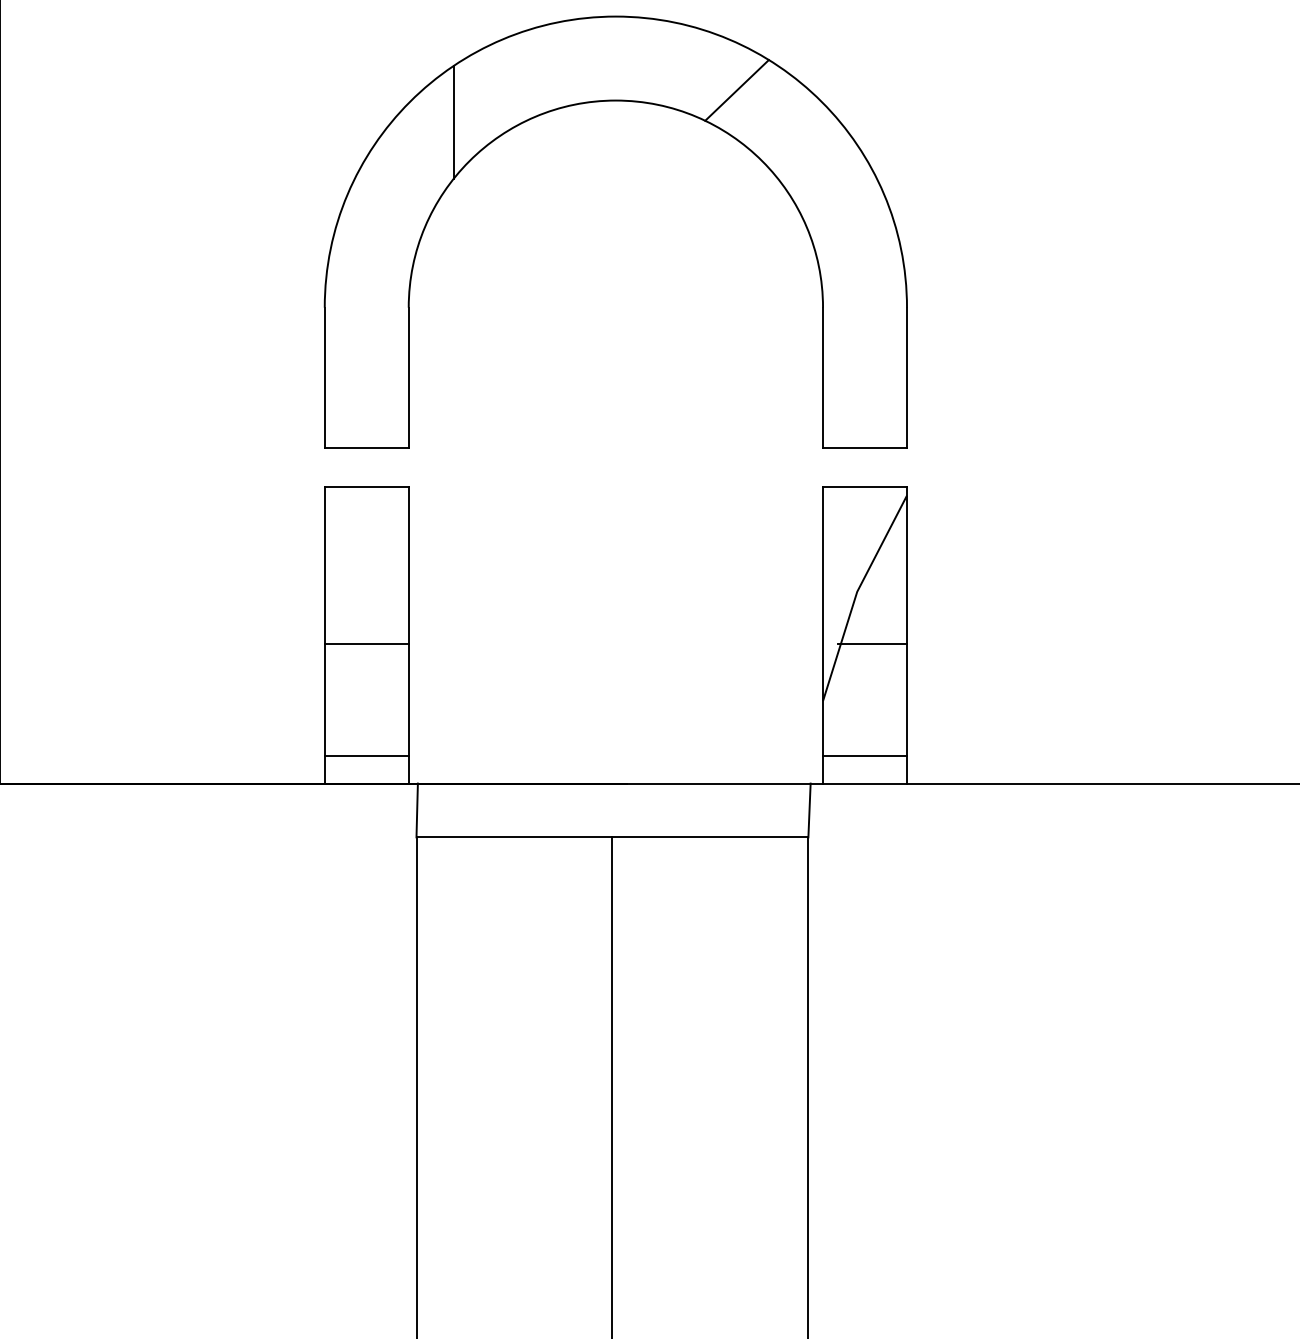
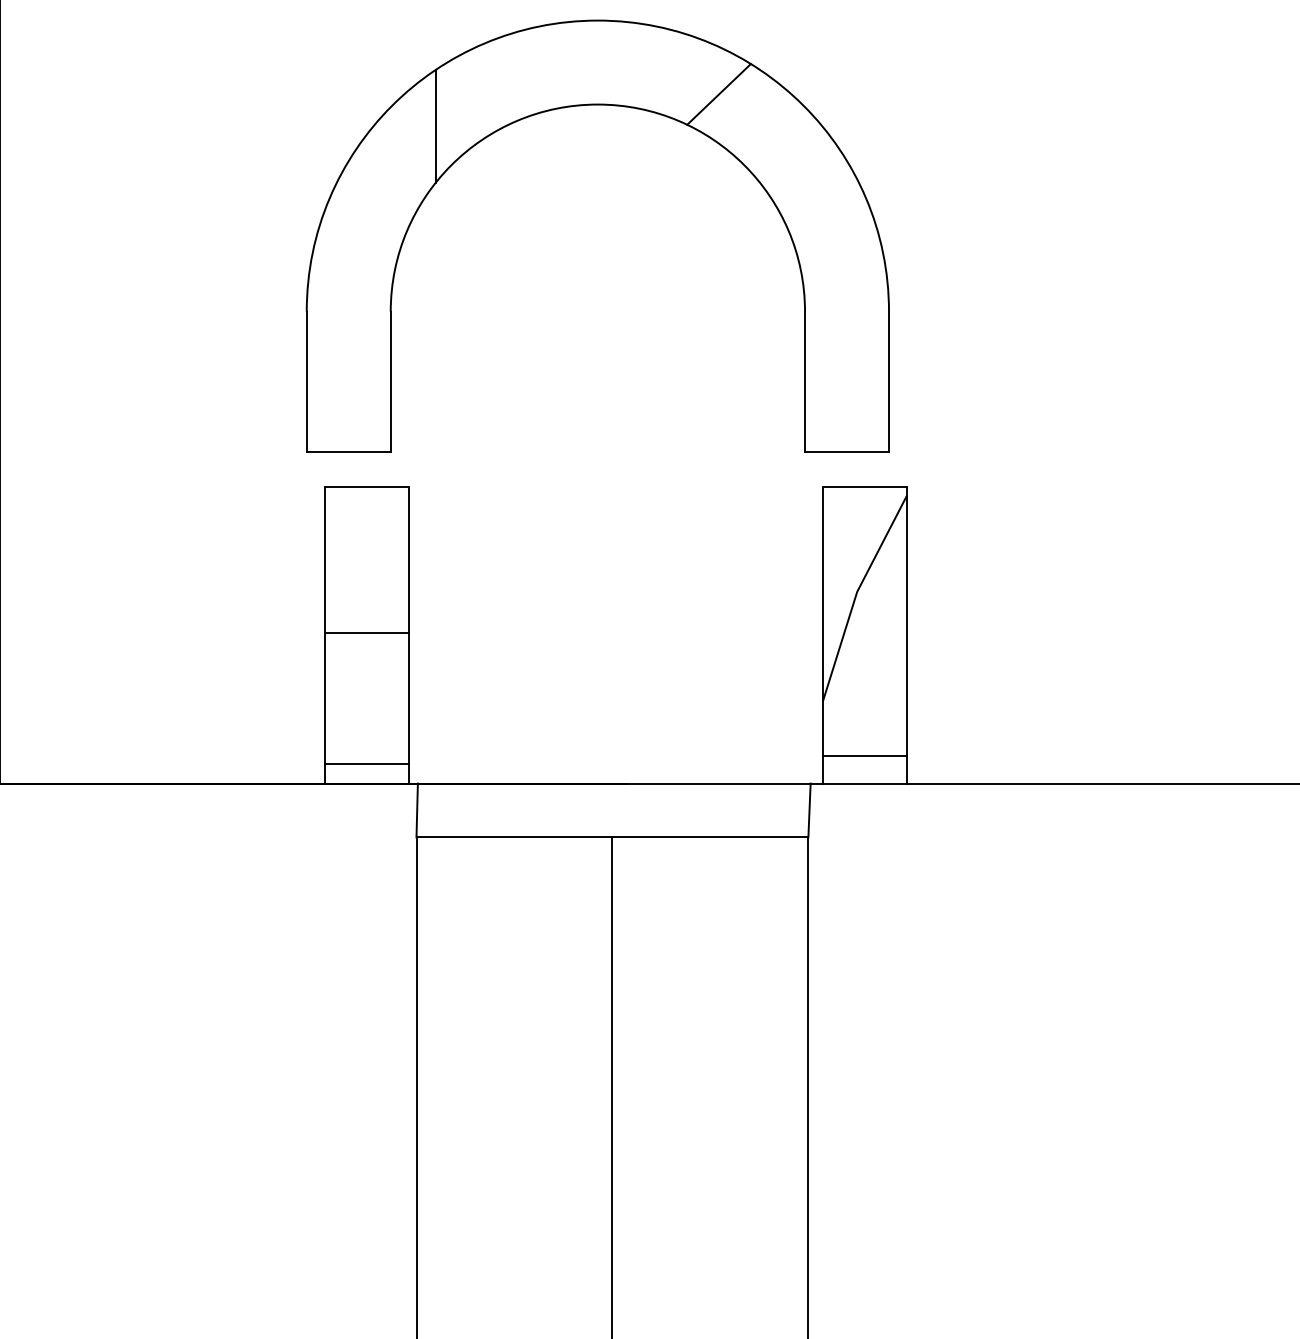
part position: (599, 102) -> (581, 106) (581, 106)
line position: (366, 643) -> (366, 632) (366, 632)
line: present -> none (872, 643)
line position: (366, 755) -> (366, 763) (366, 763)
